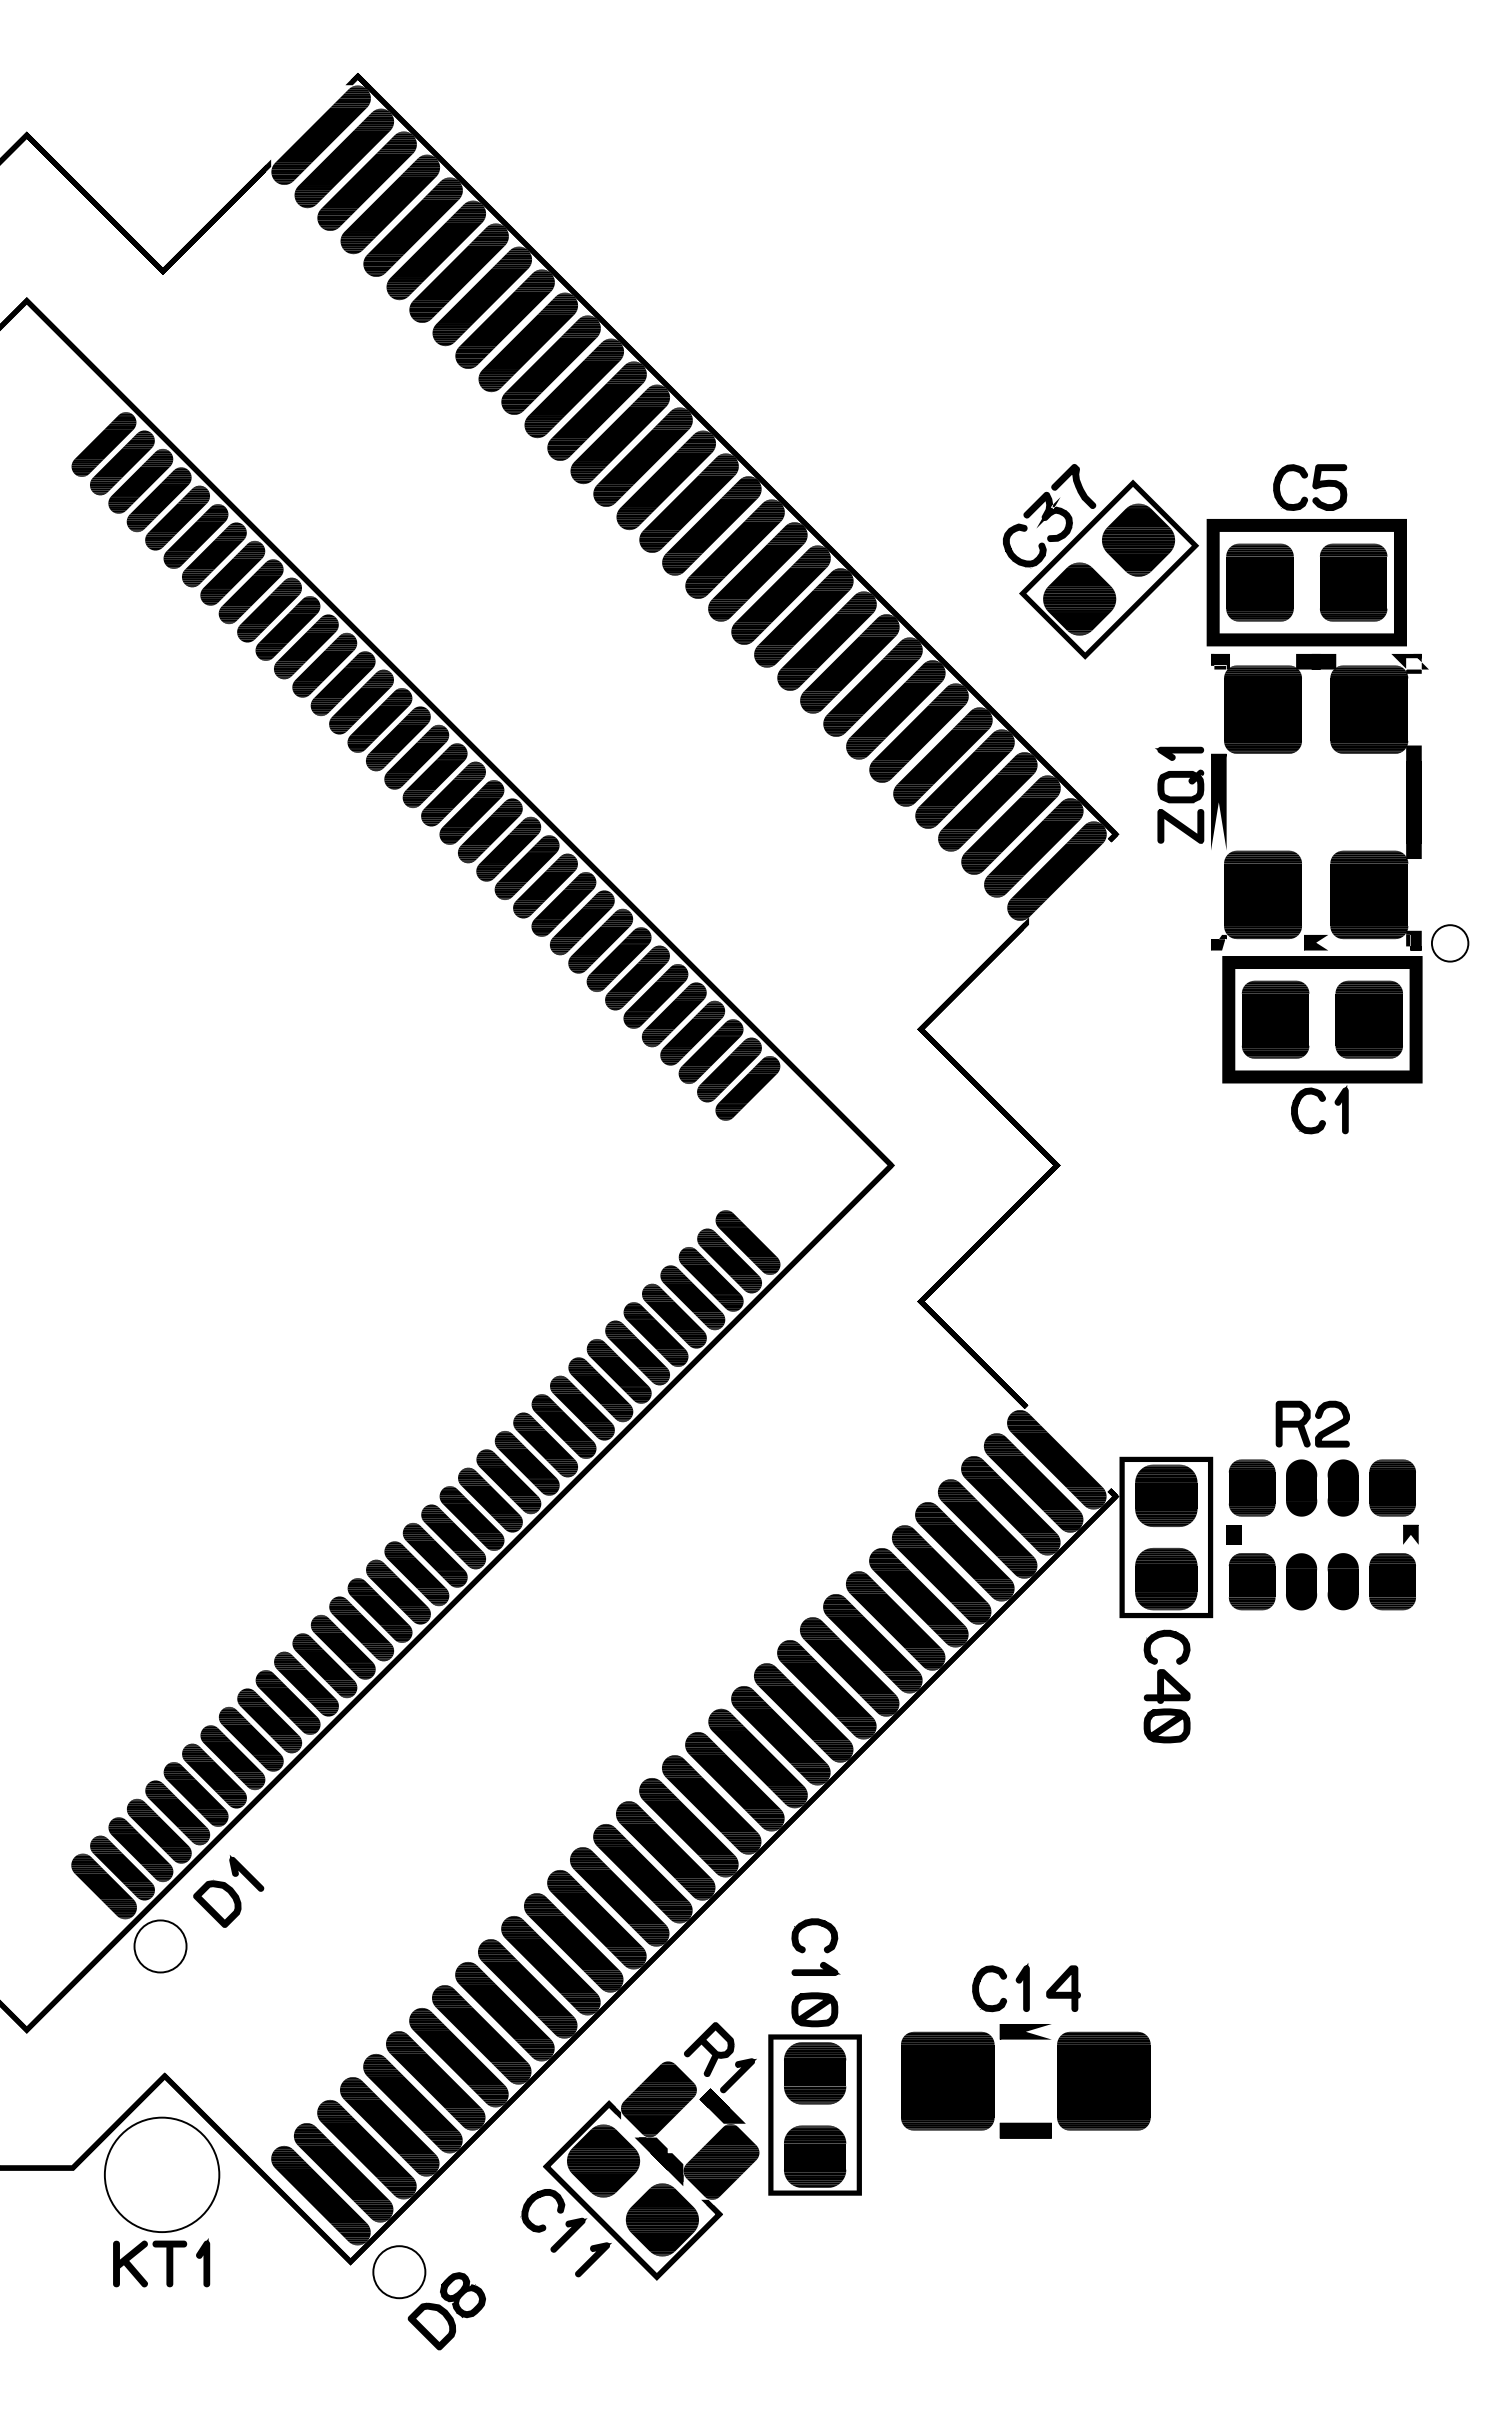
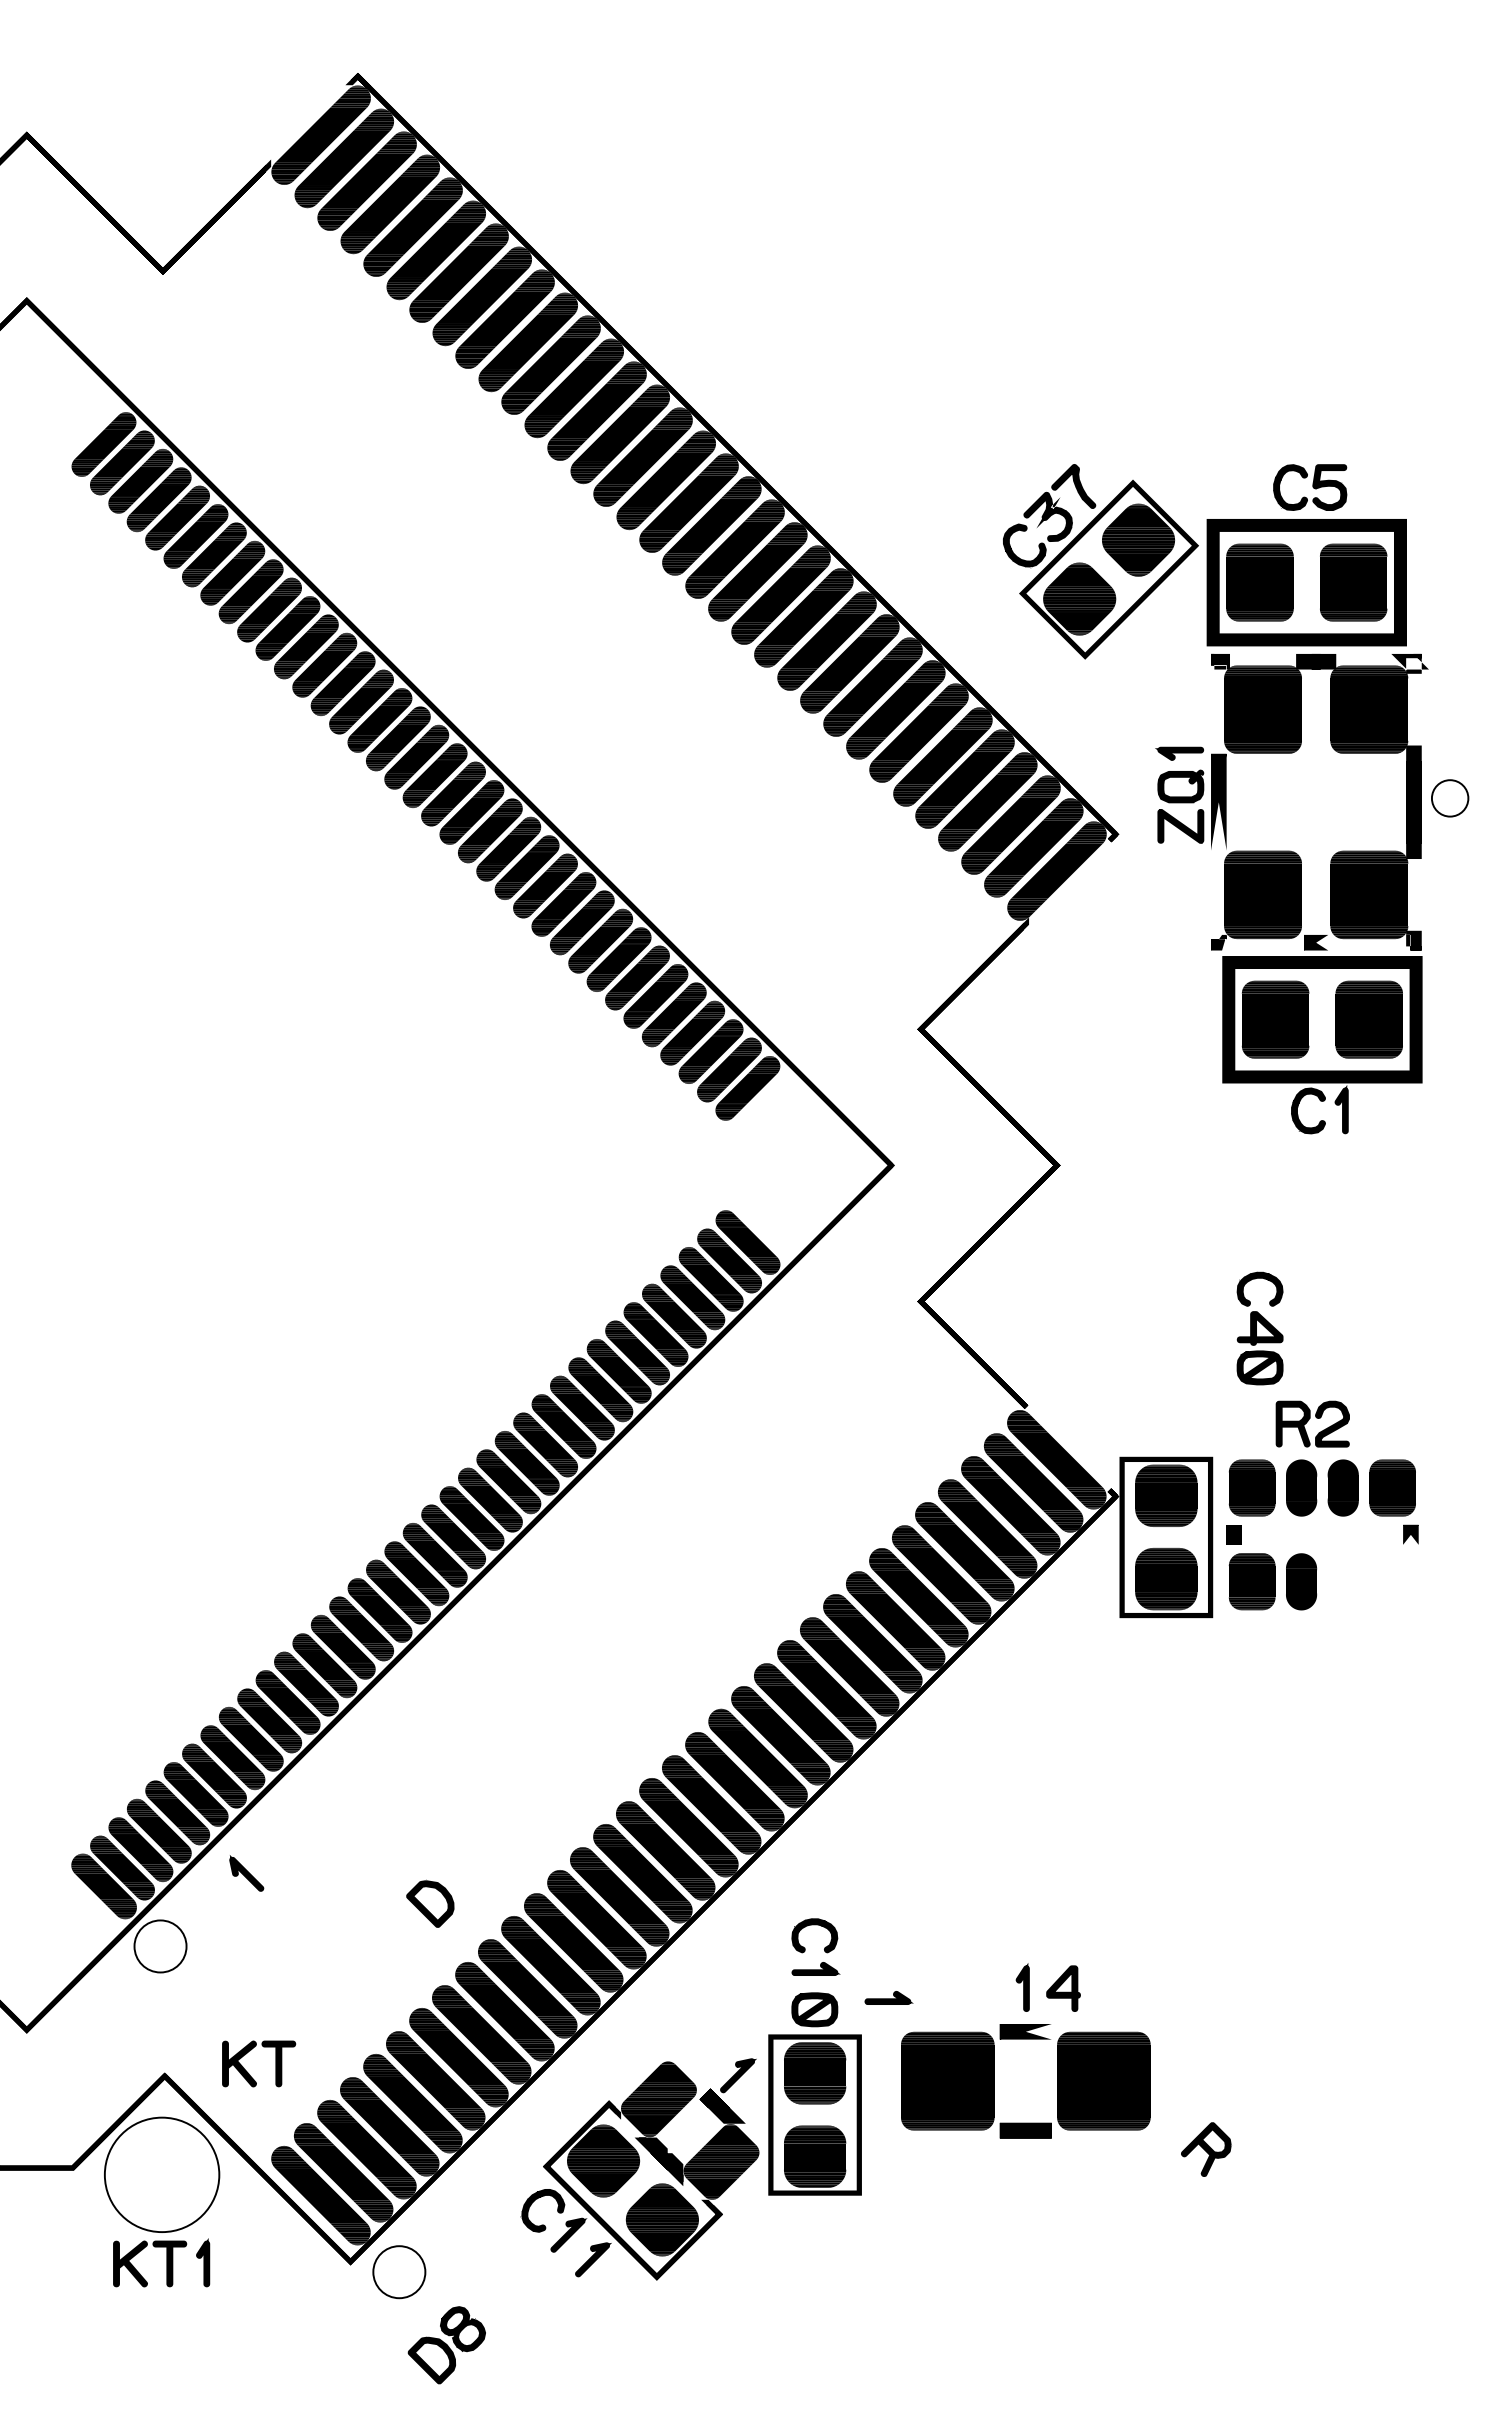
part position: (1450, 943) -> (1450, 798) (1450, 798)
part: present -> none (1342, 1581)
part: present -> none (1392, 1581)
part position: (1166, 1686) -> (1259, 1328) (1259, 1328)
part position: (217, 1903) -> (430, 1903) (430, 1903)
part: present -> none (979, 1985)
part: none -> present (888, 1997)
part position: (709, 2049) -> (1206, 2149) (1206, 2149)
part: none -> present (249, 2073)
part position: (446, 2311) -> (446, 2345) (446, 2345)
